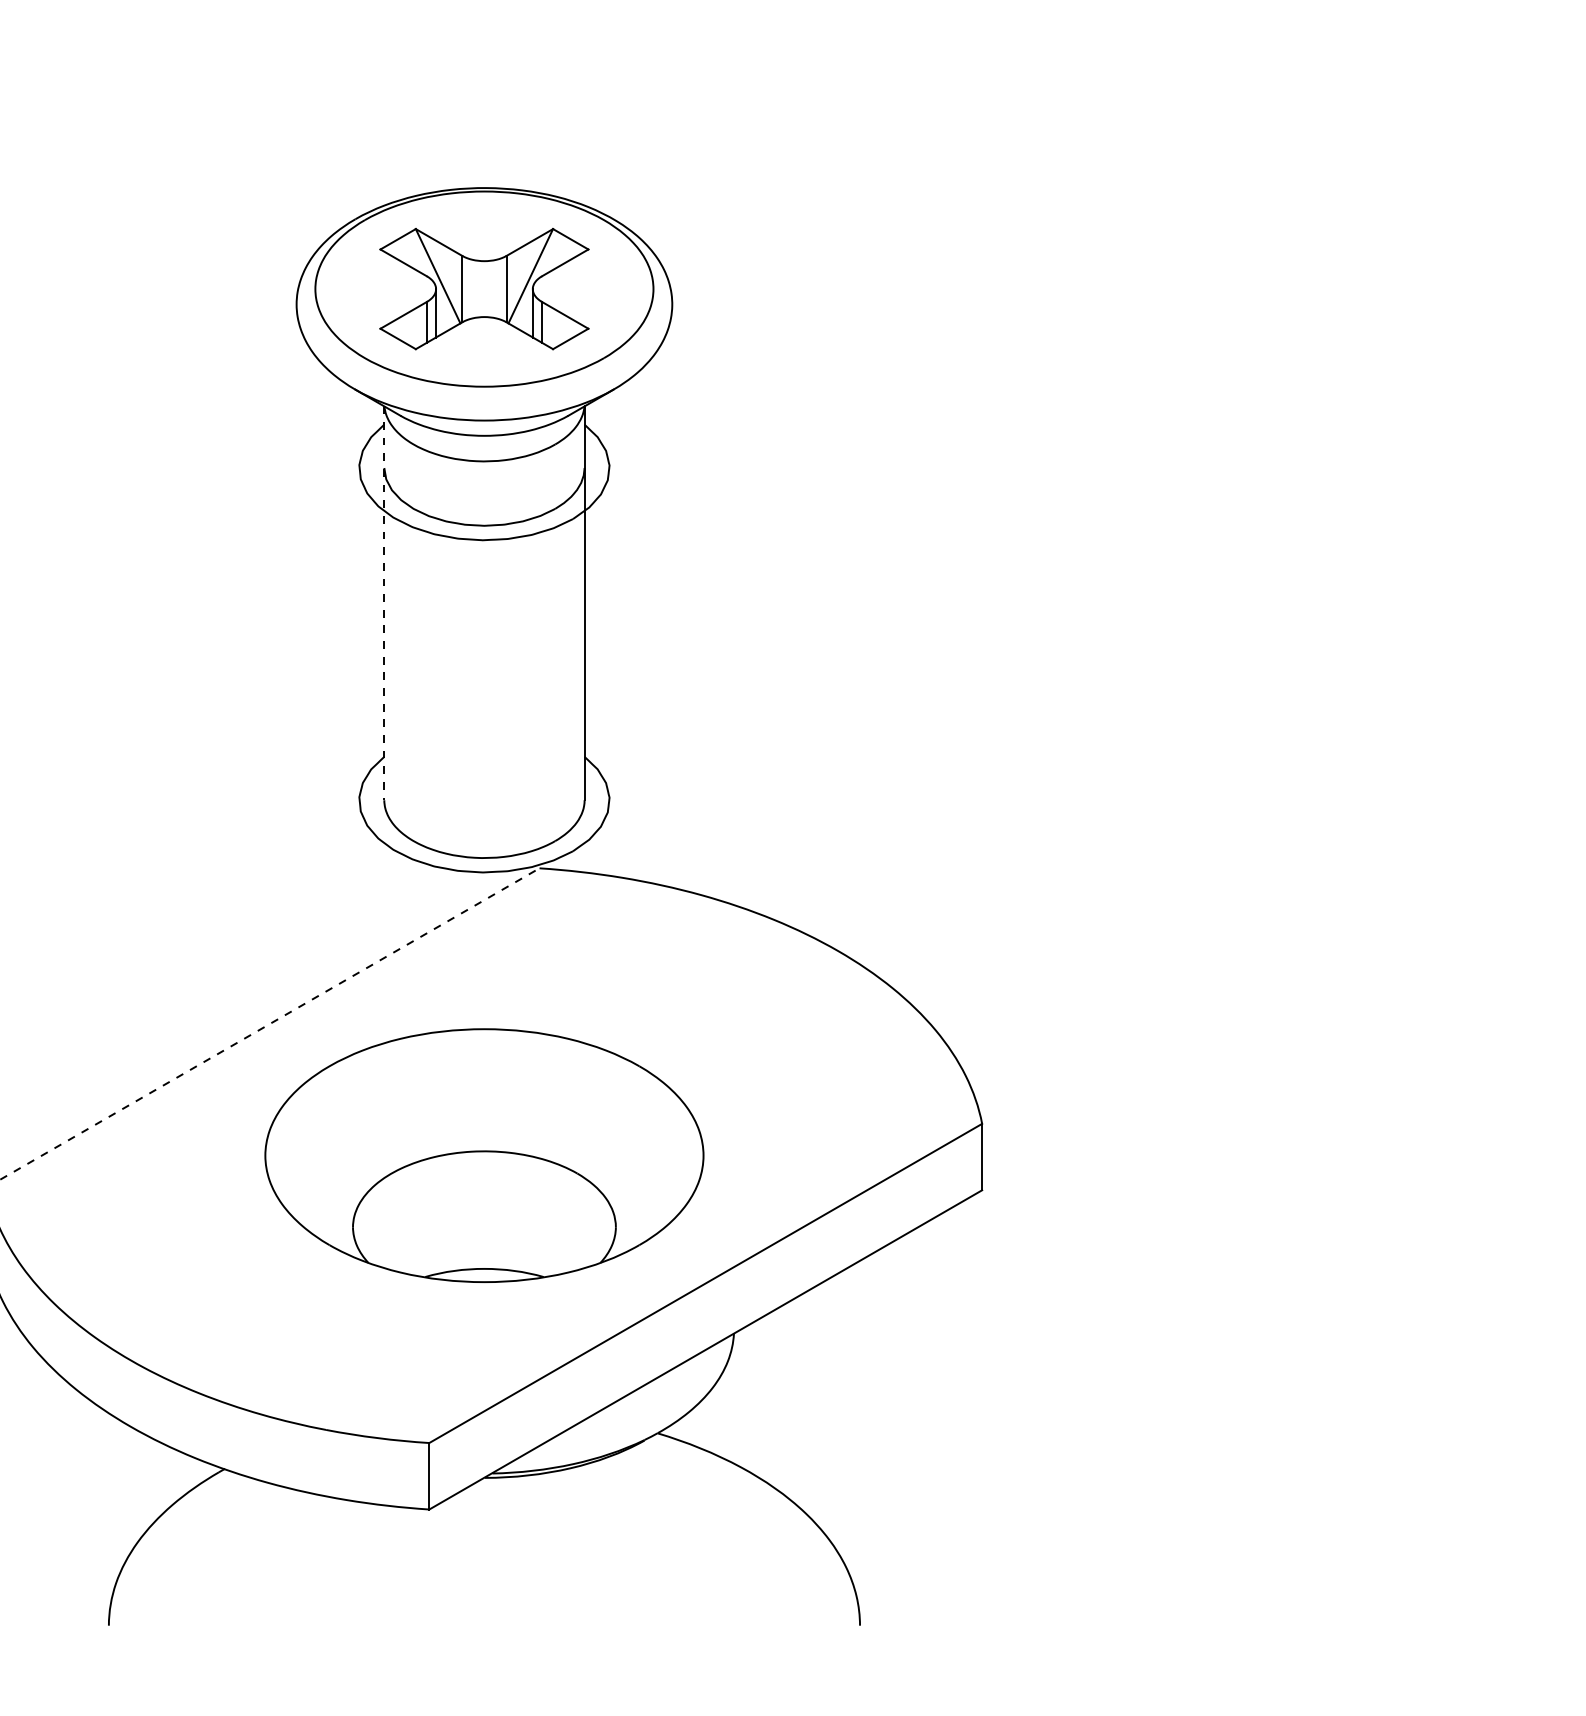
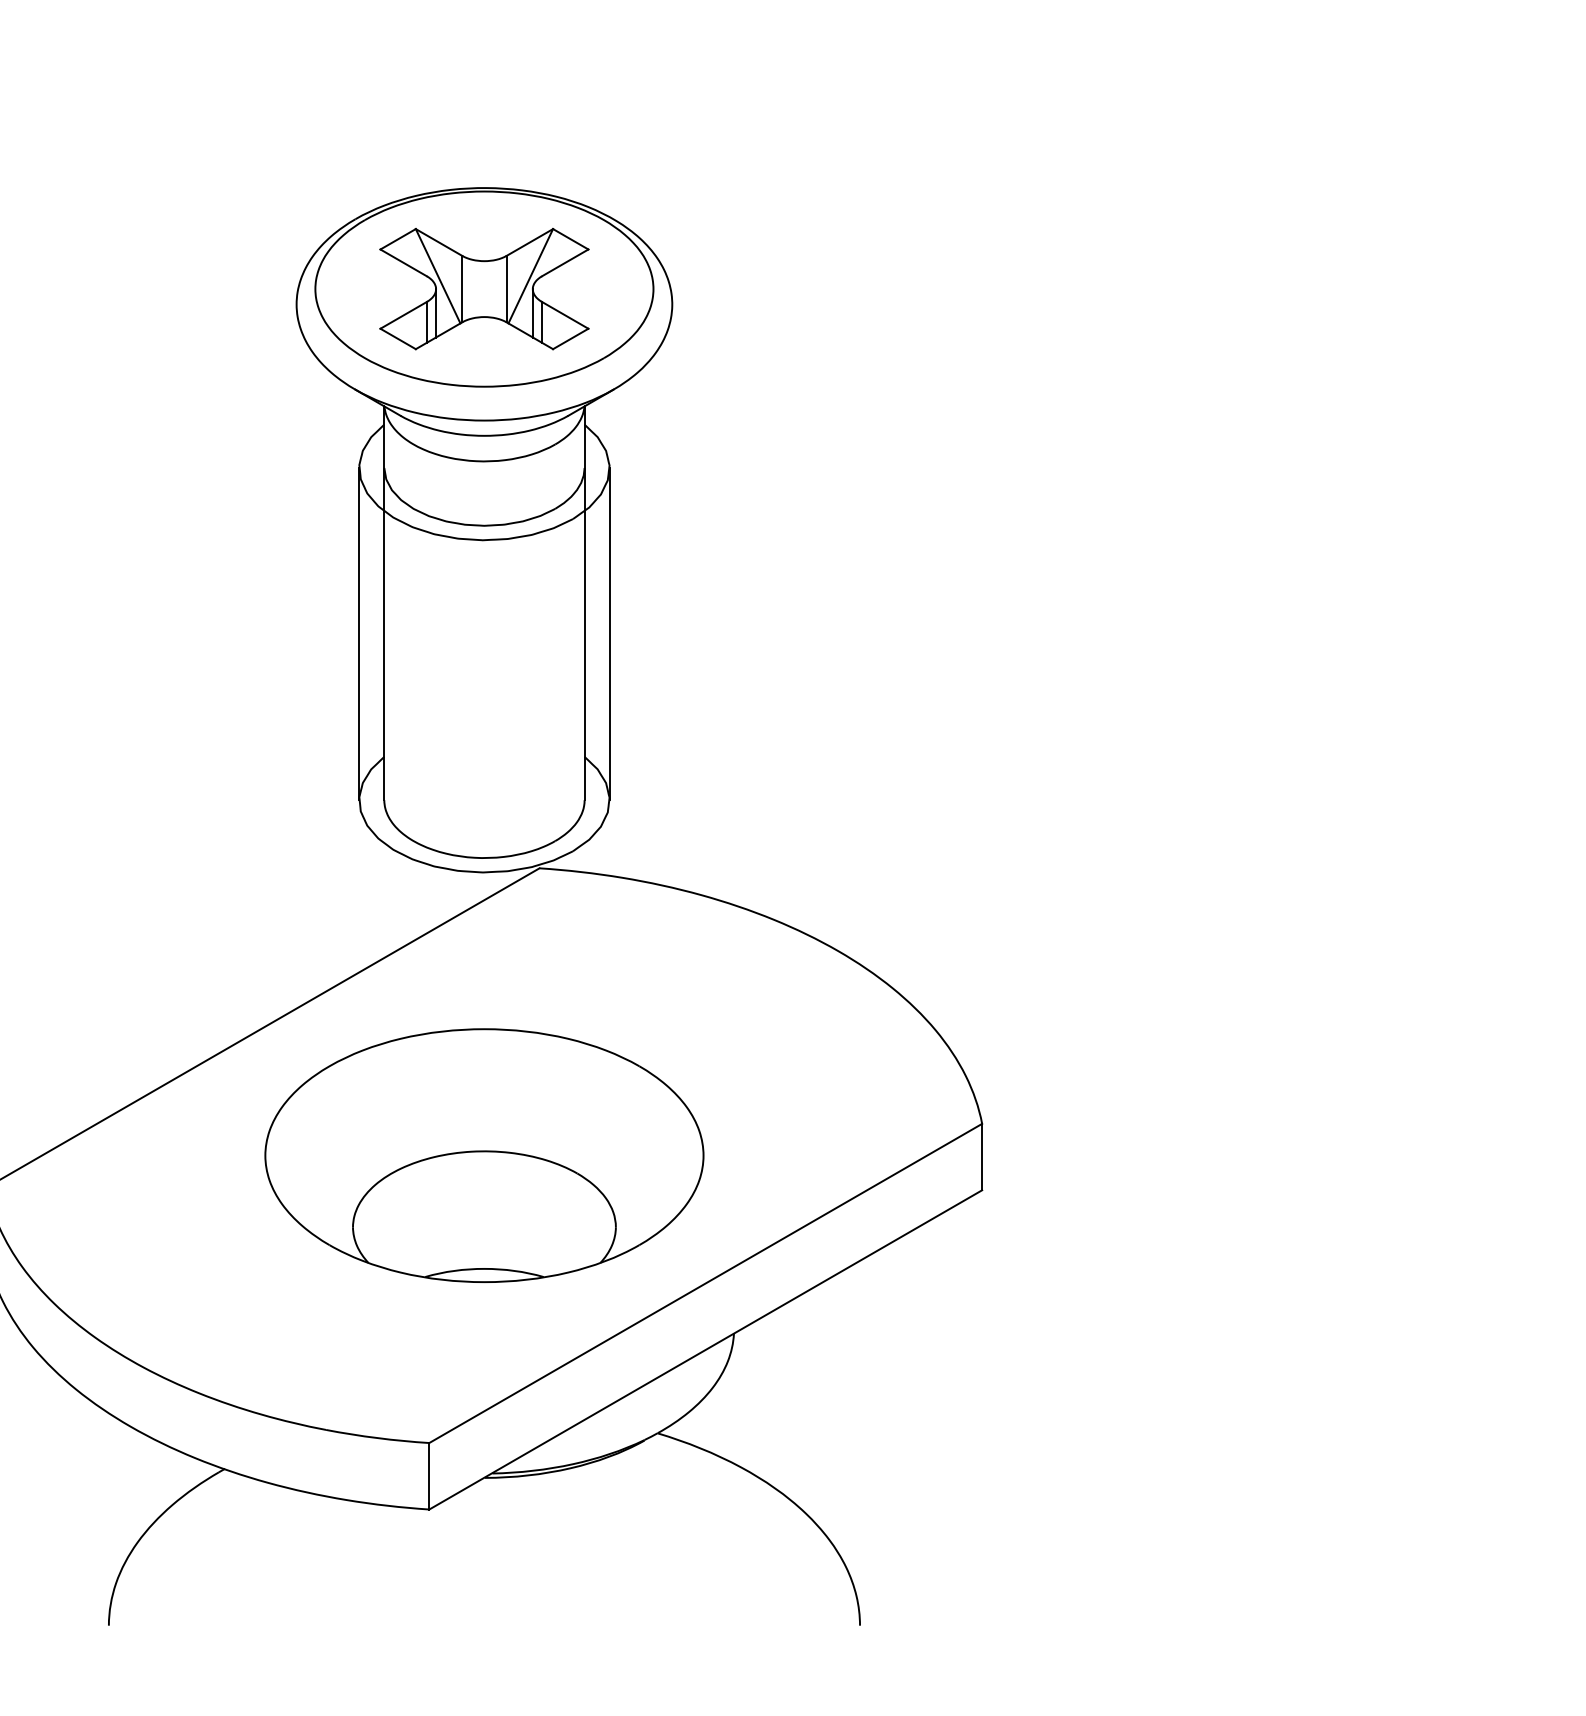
line: dashed -> solid (384, 603)
line: none -> present (359, 634)
line: none -> present (609, 634)
line: dashed -> solid (270, 1023)
